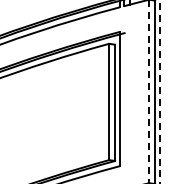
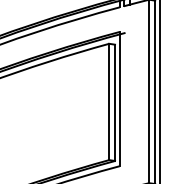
line: dashed -> solid (160, 91)
line: dashed -> solid (149, 92)
